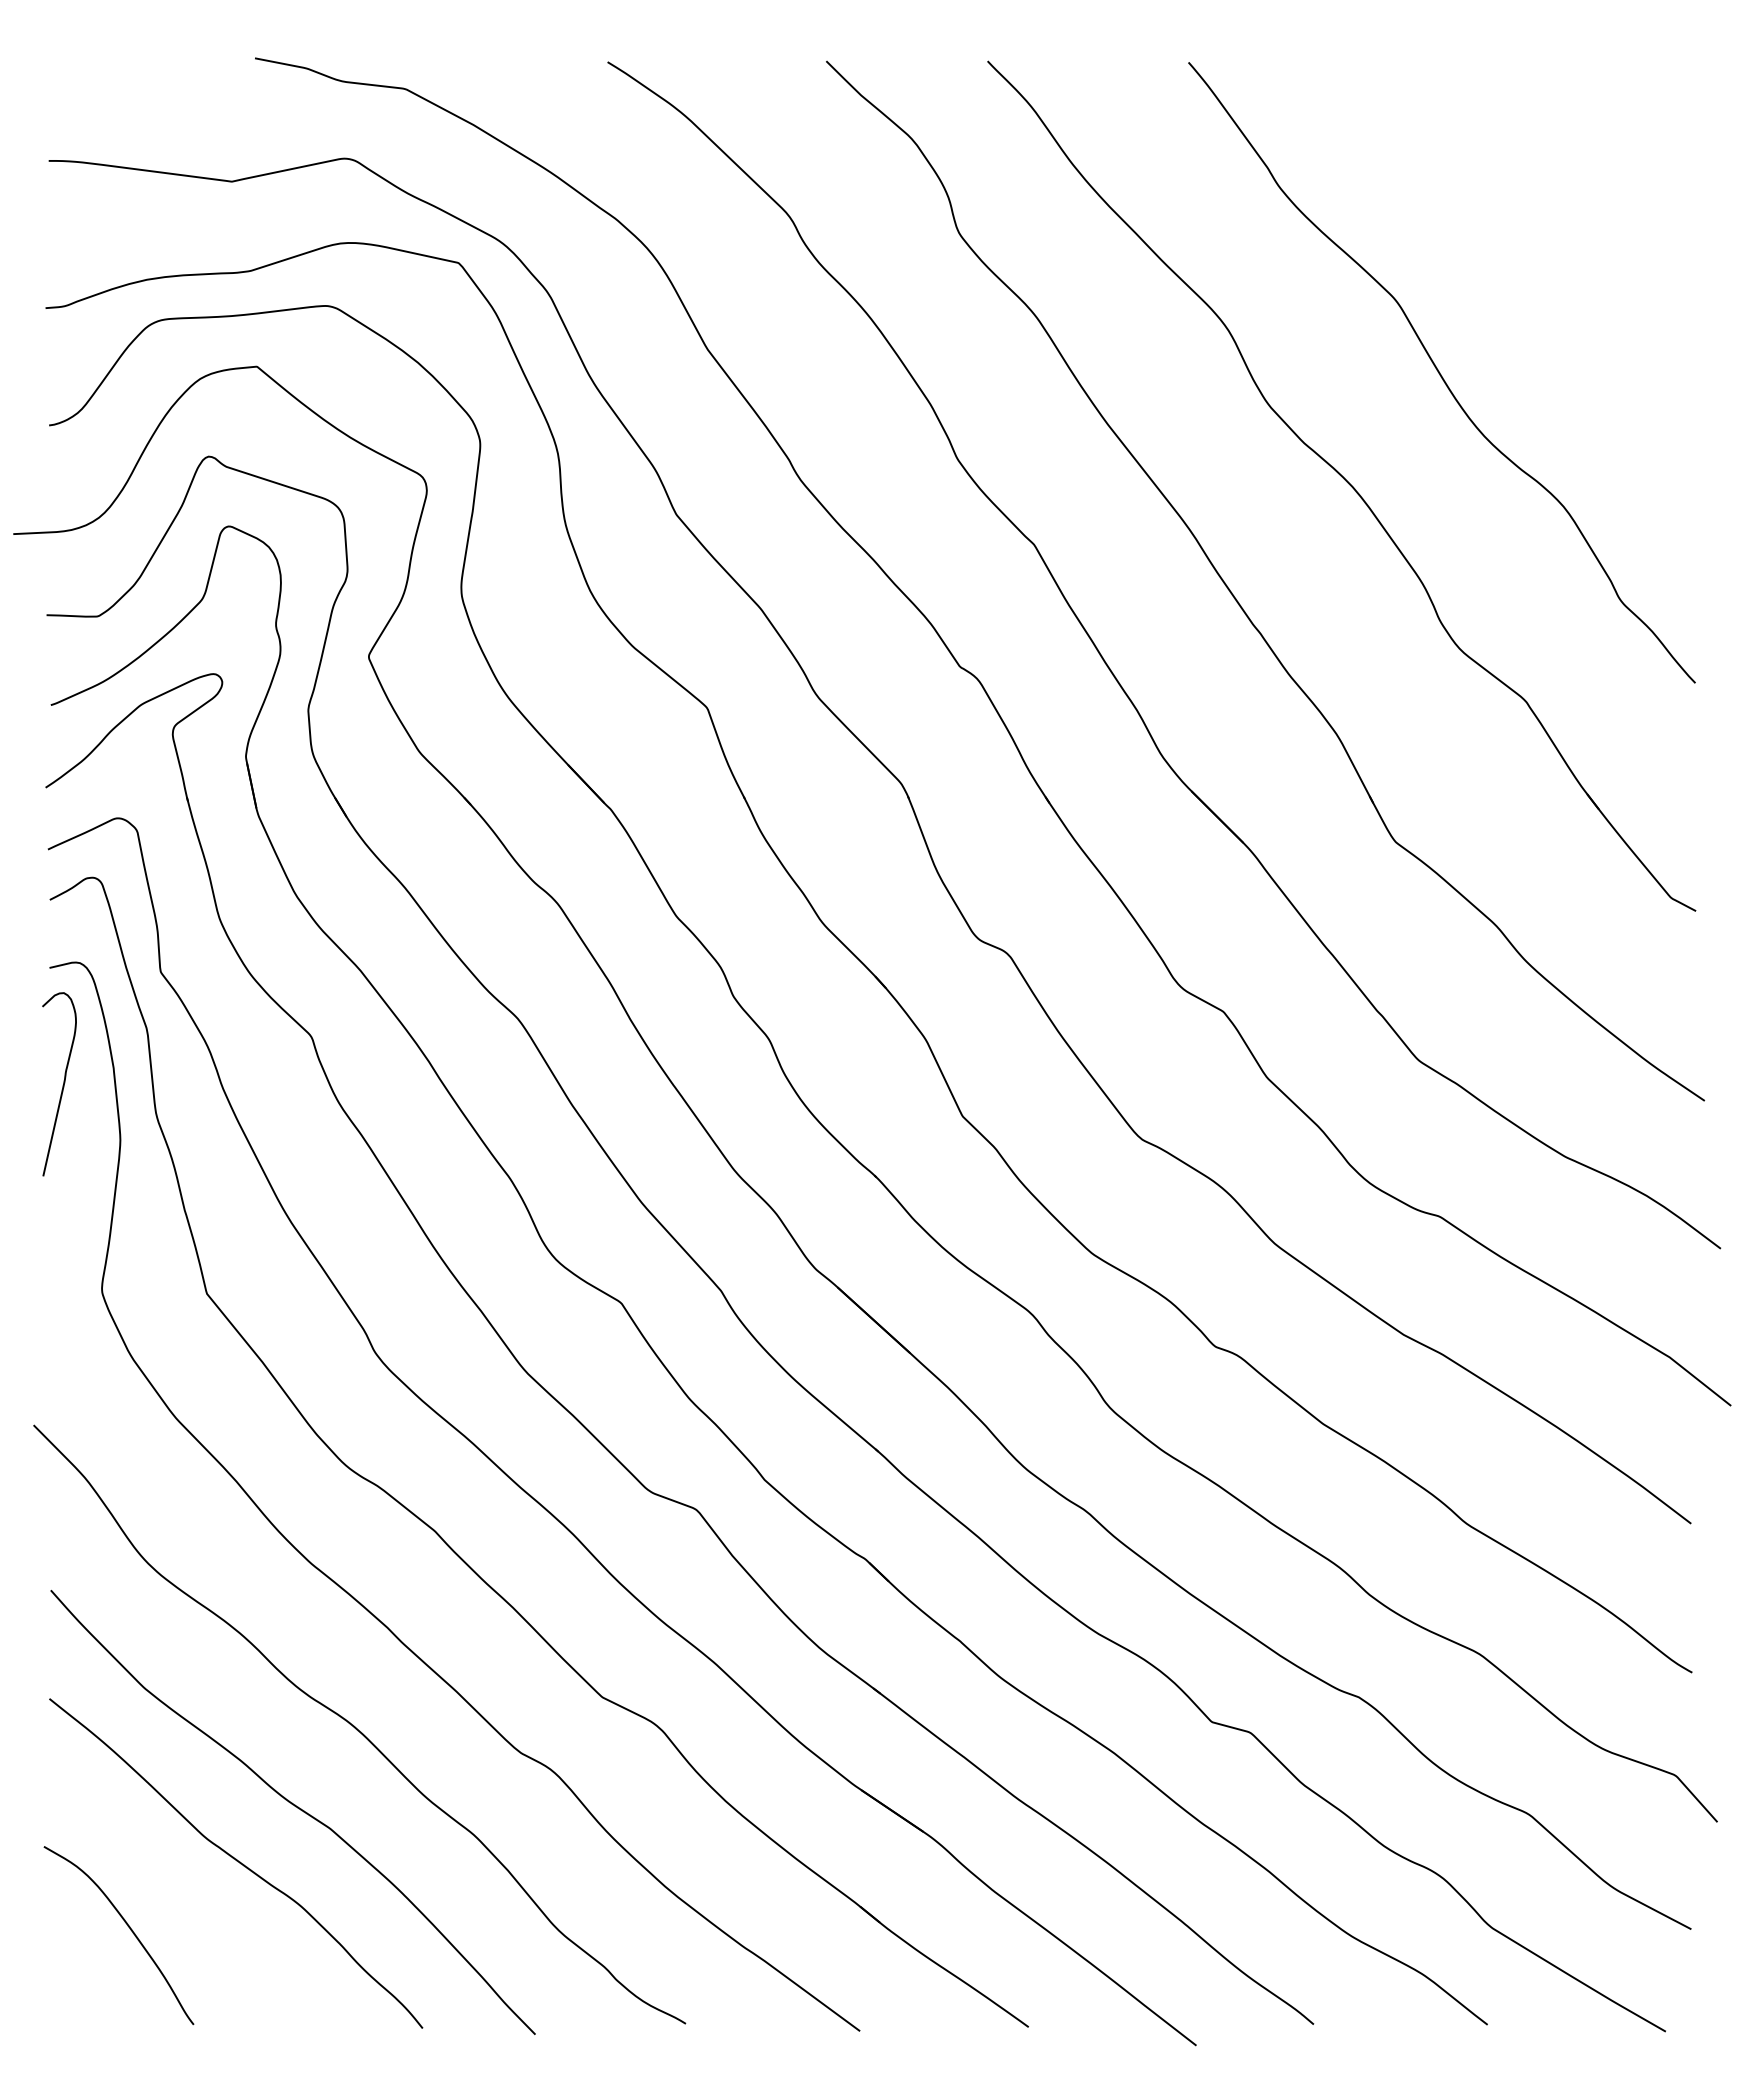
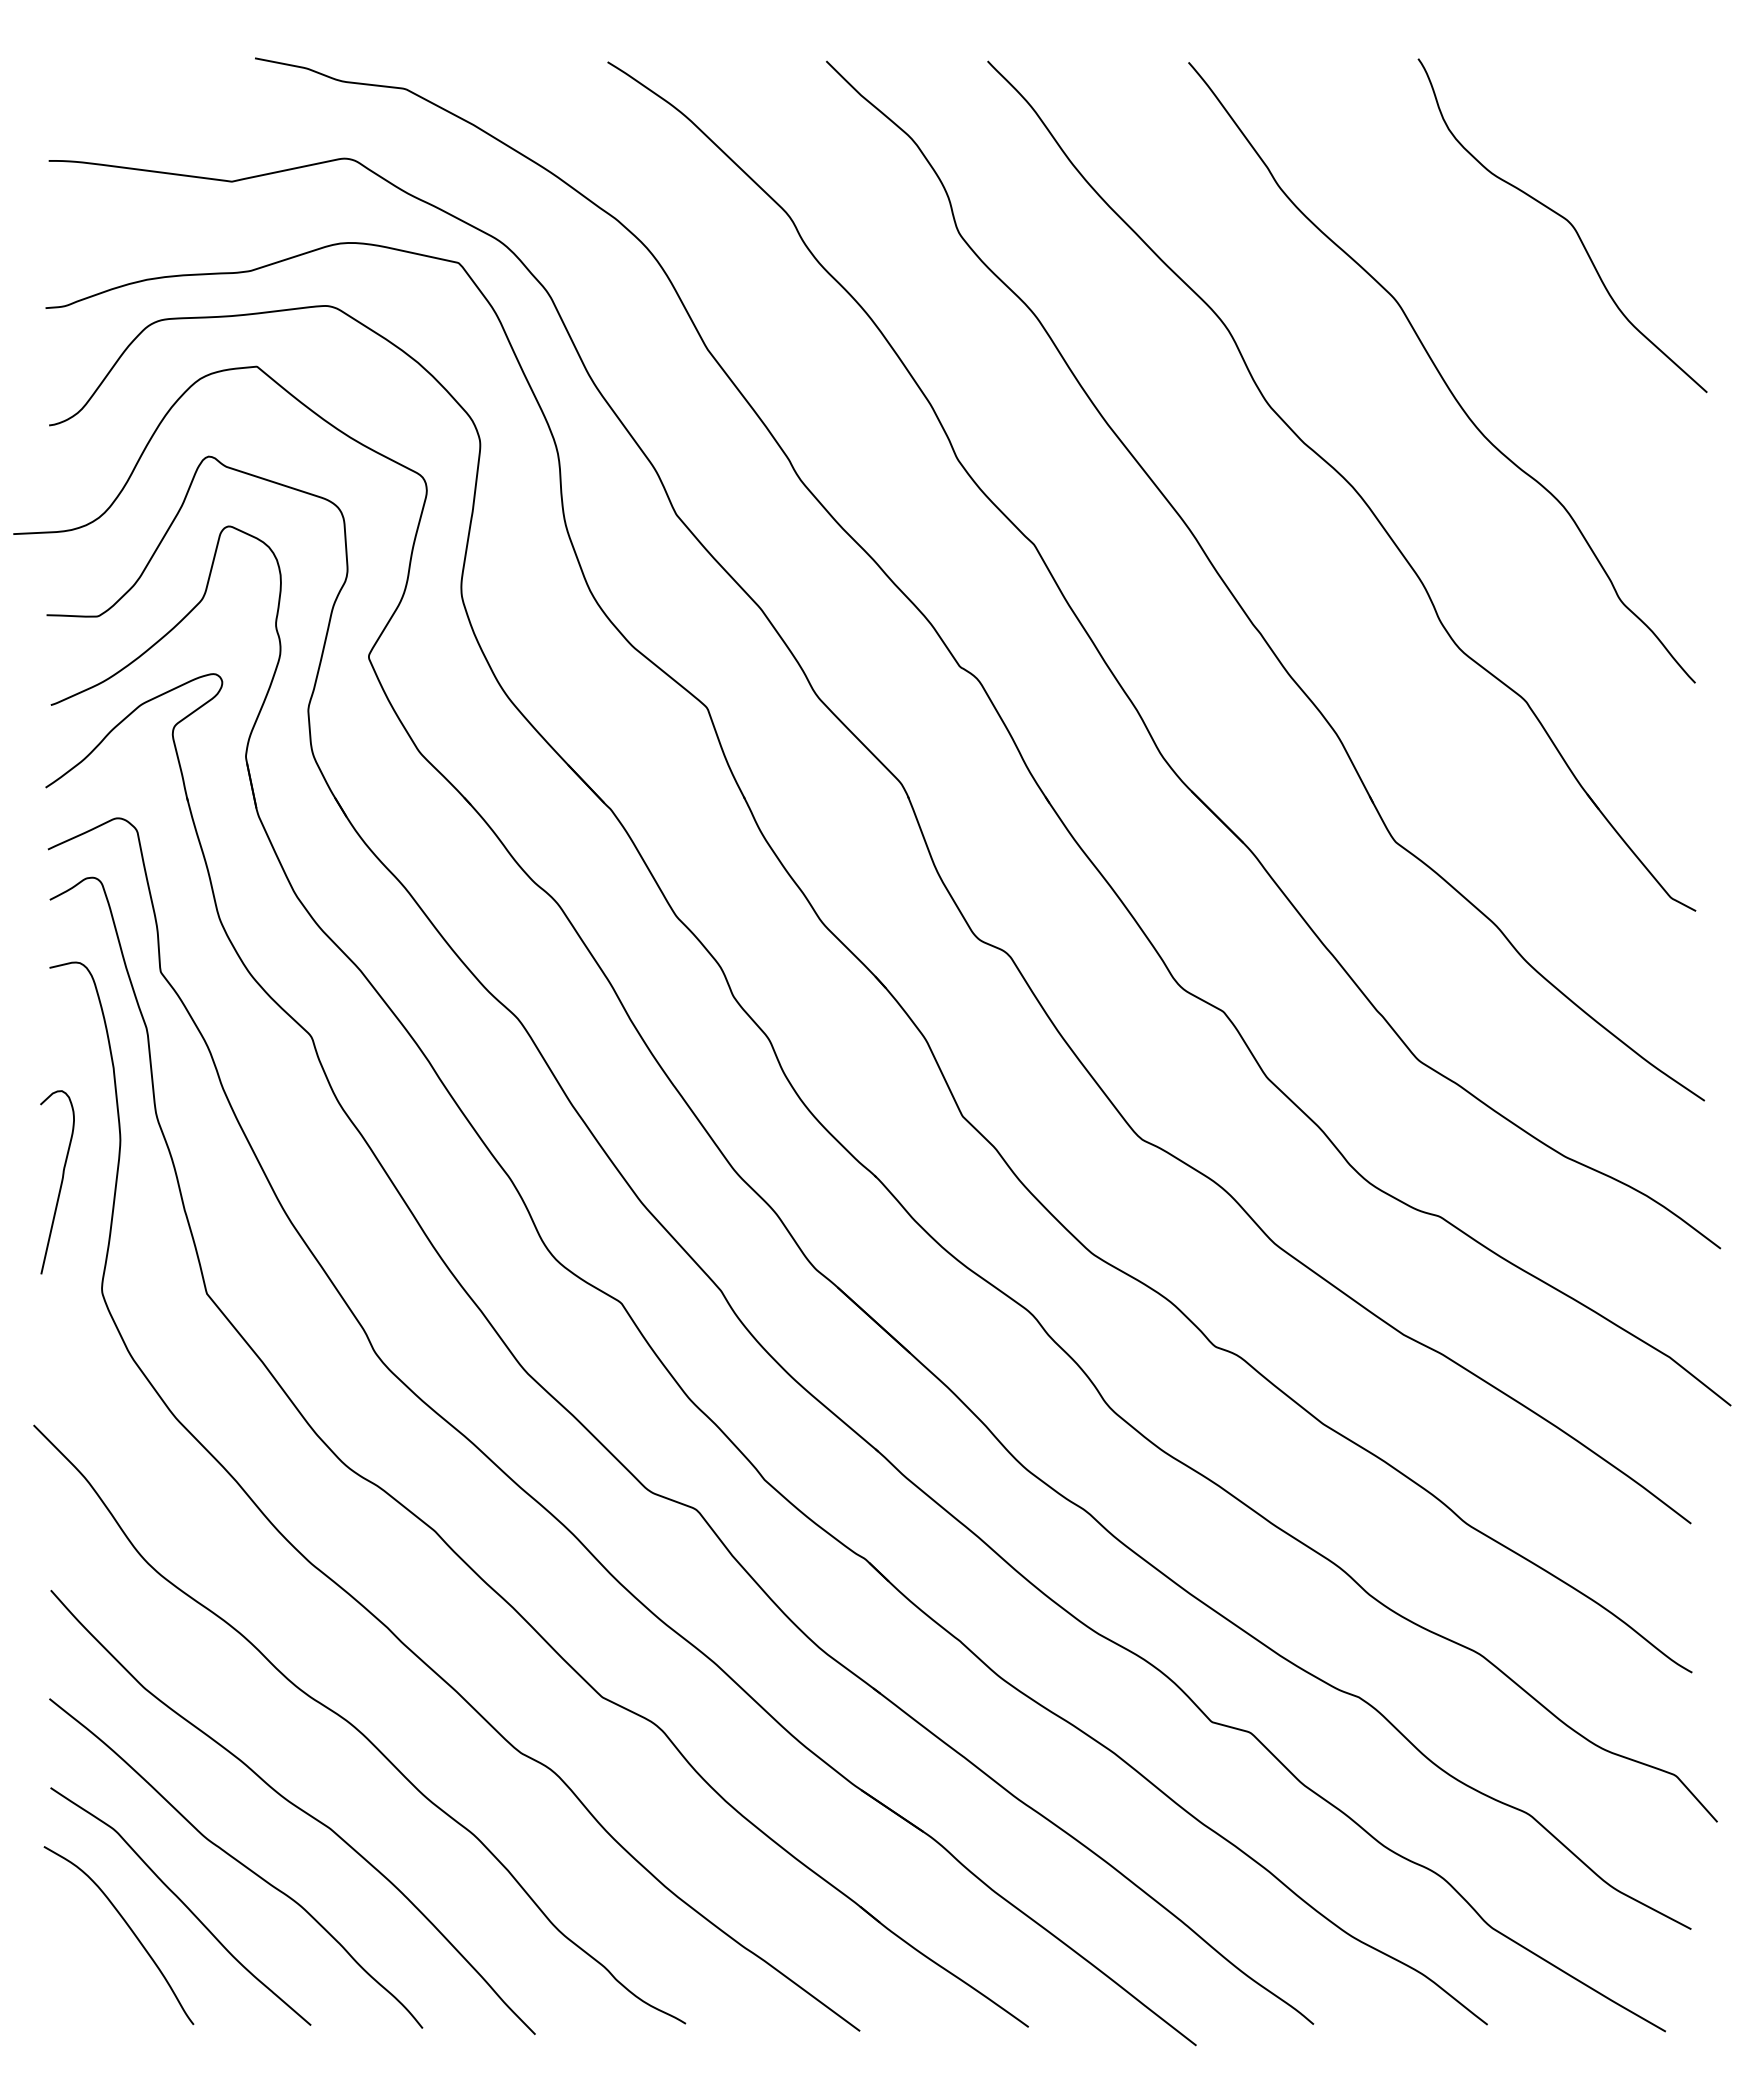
curve: none -> present (1565, 220)
curve position: (62, 1085) -> (60, 1183) (60, 1183)
curve: none -> present (182, 1903)
